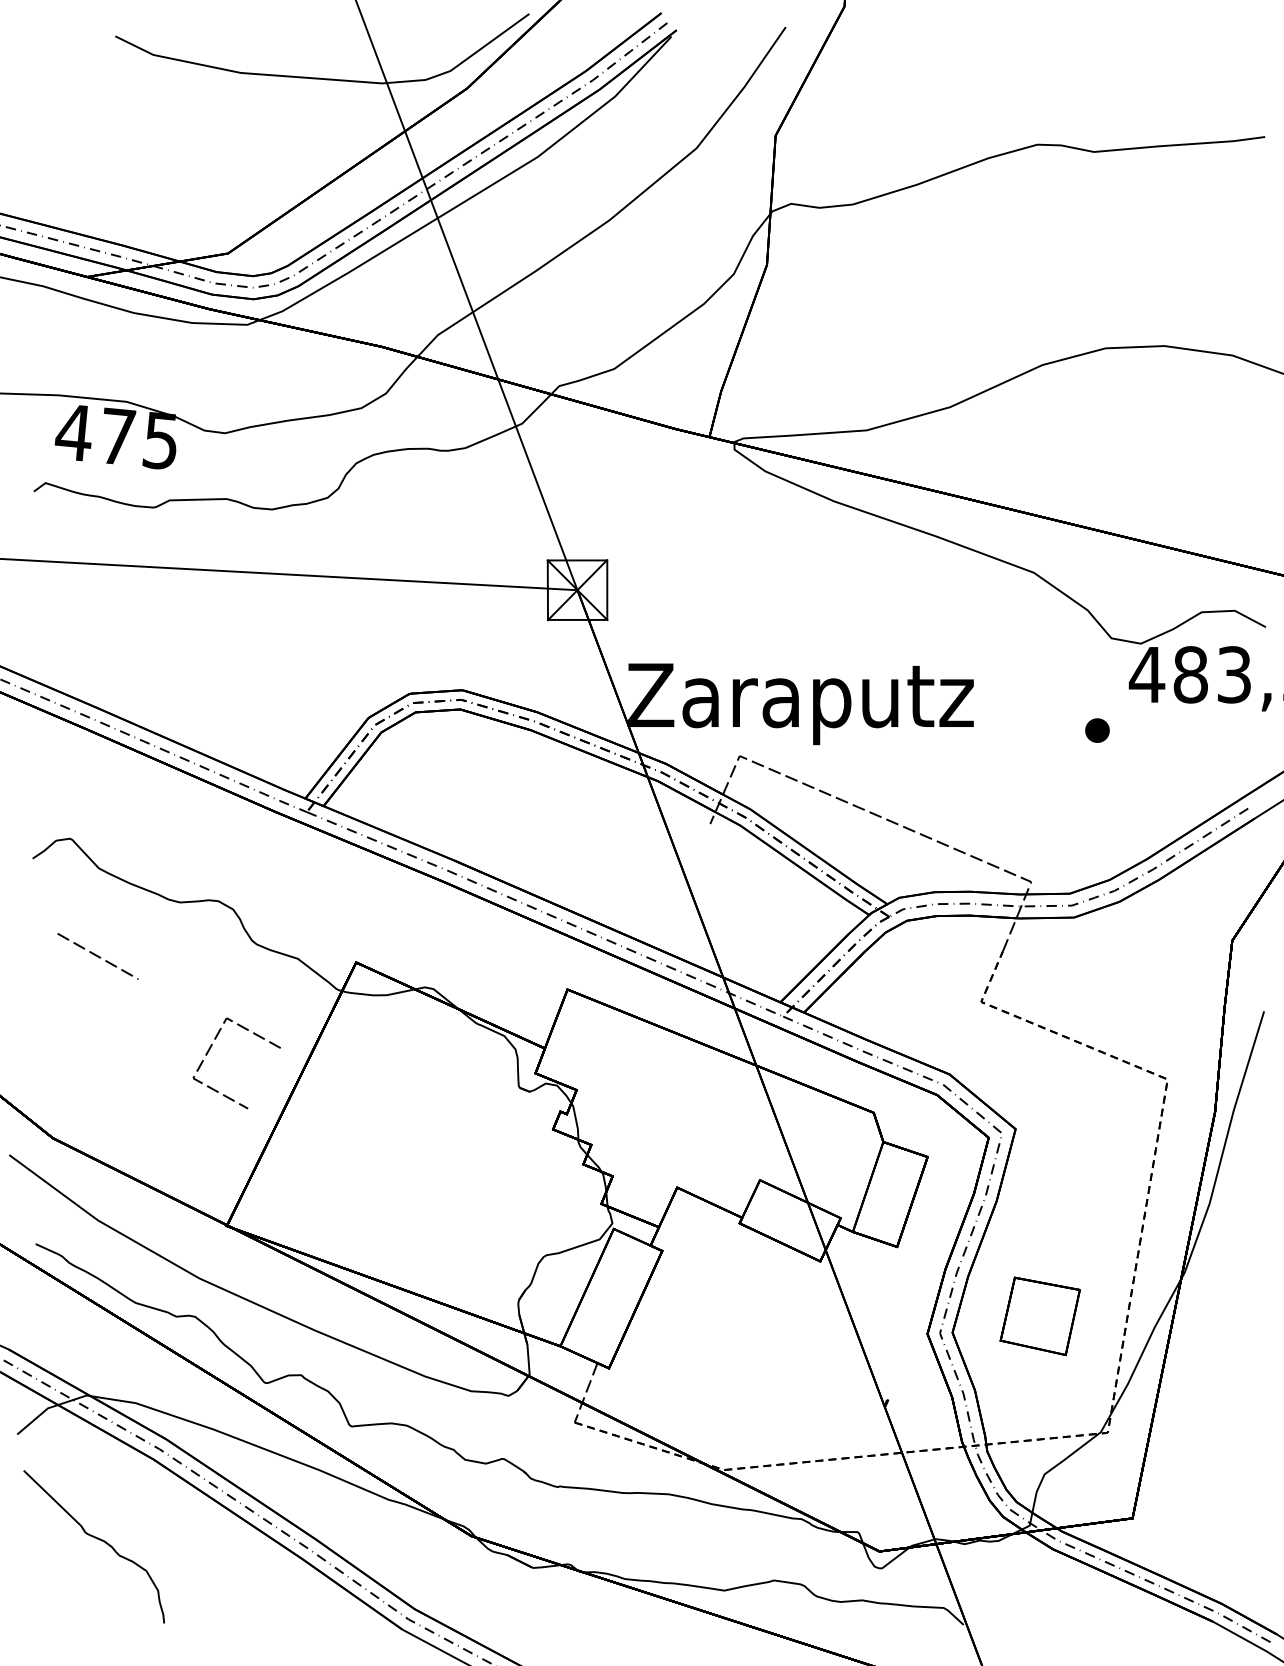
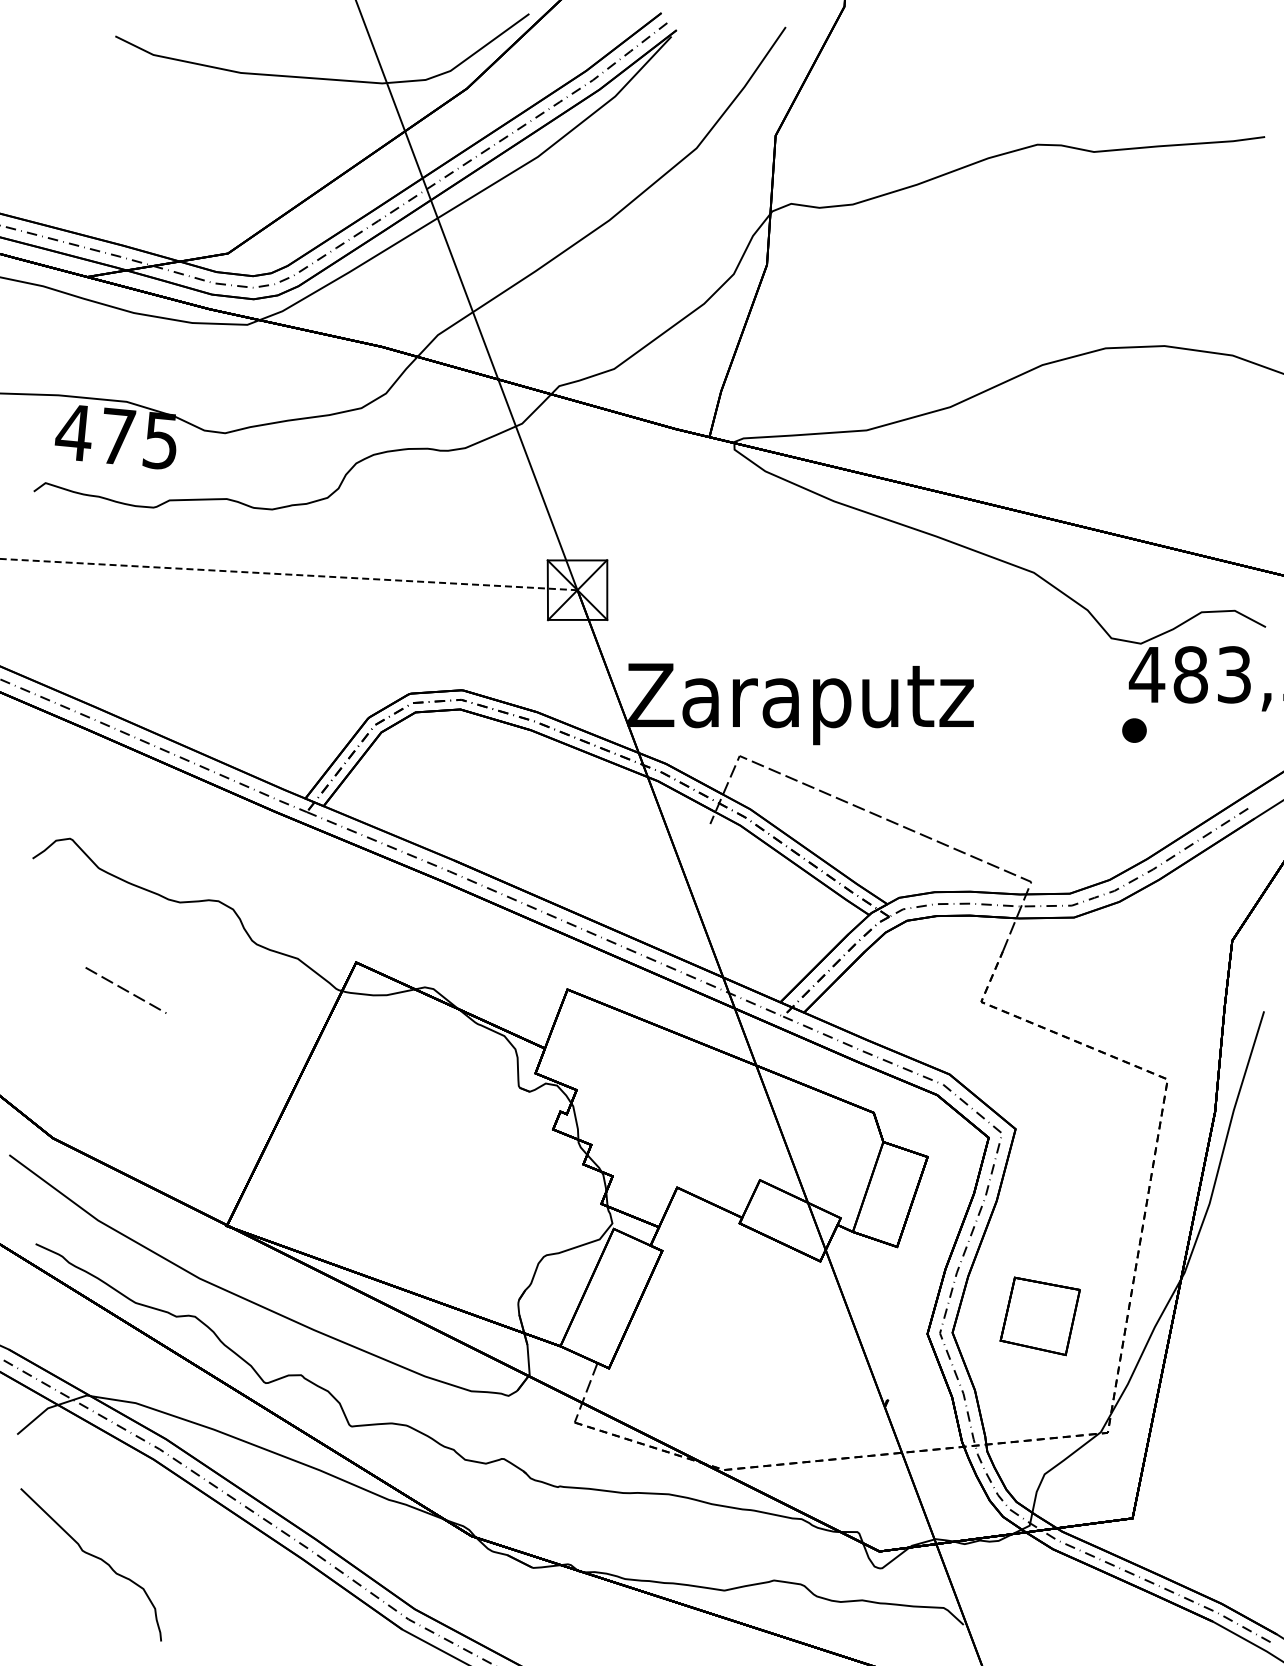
line: solid -> dashed (289, 574)
part position: (1097, 730) -> (1134, 730) (1134, 730)
line position: (97, 956) -> (125, 990) (125, 990)
line: present -> none (210, 1049)
curve position: (94, 1538) -> (91, 1556) (91, 1556)
